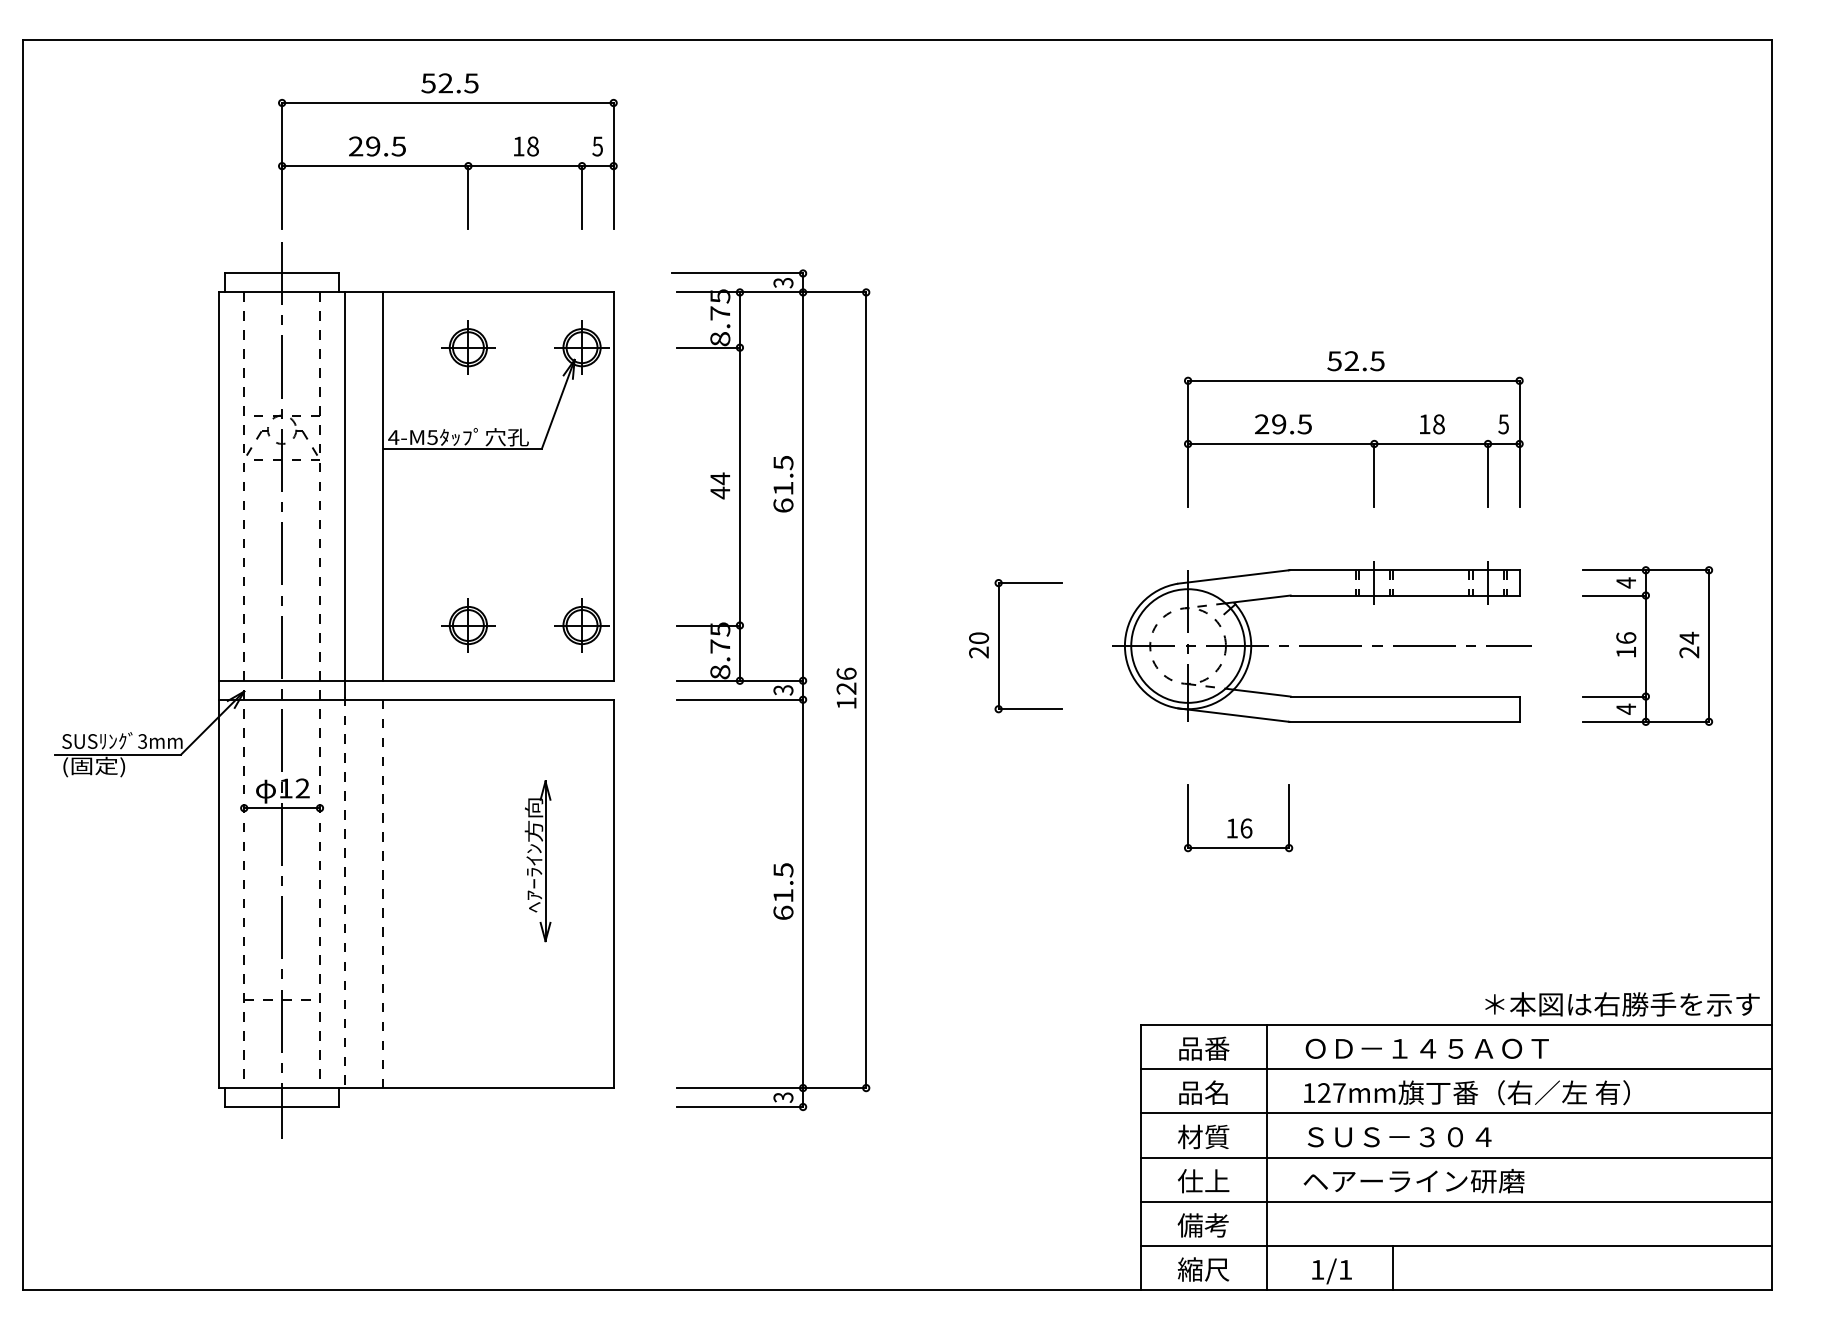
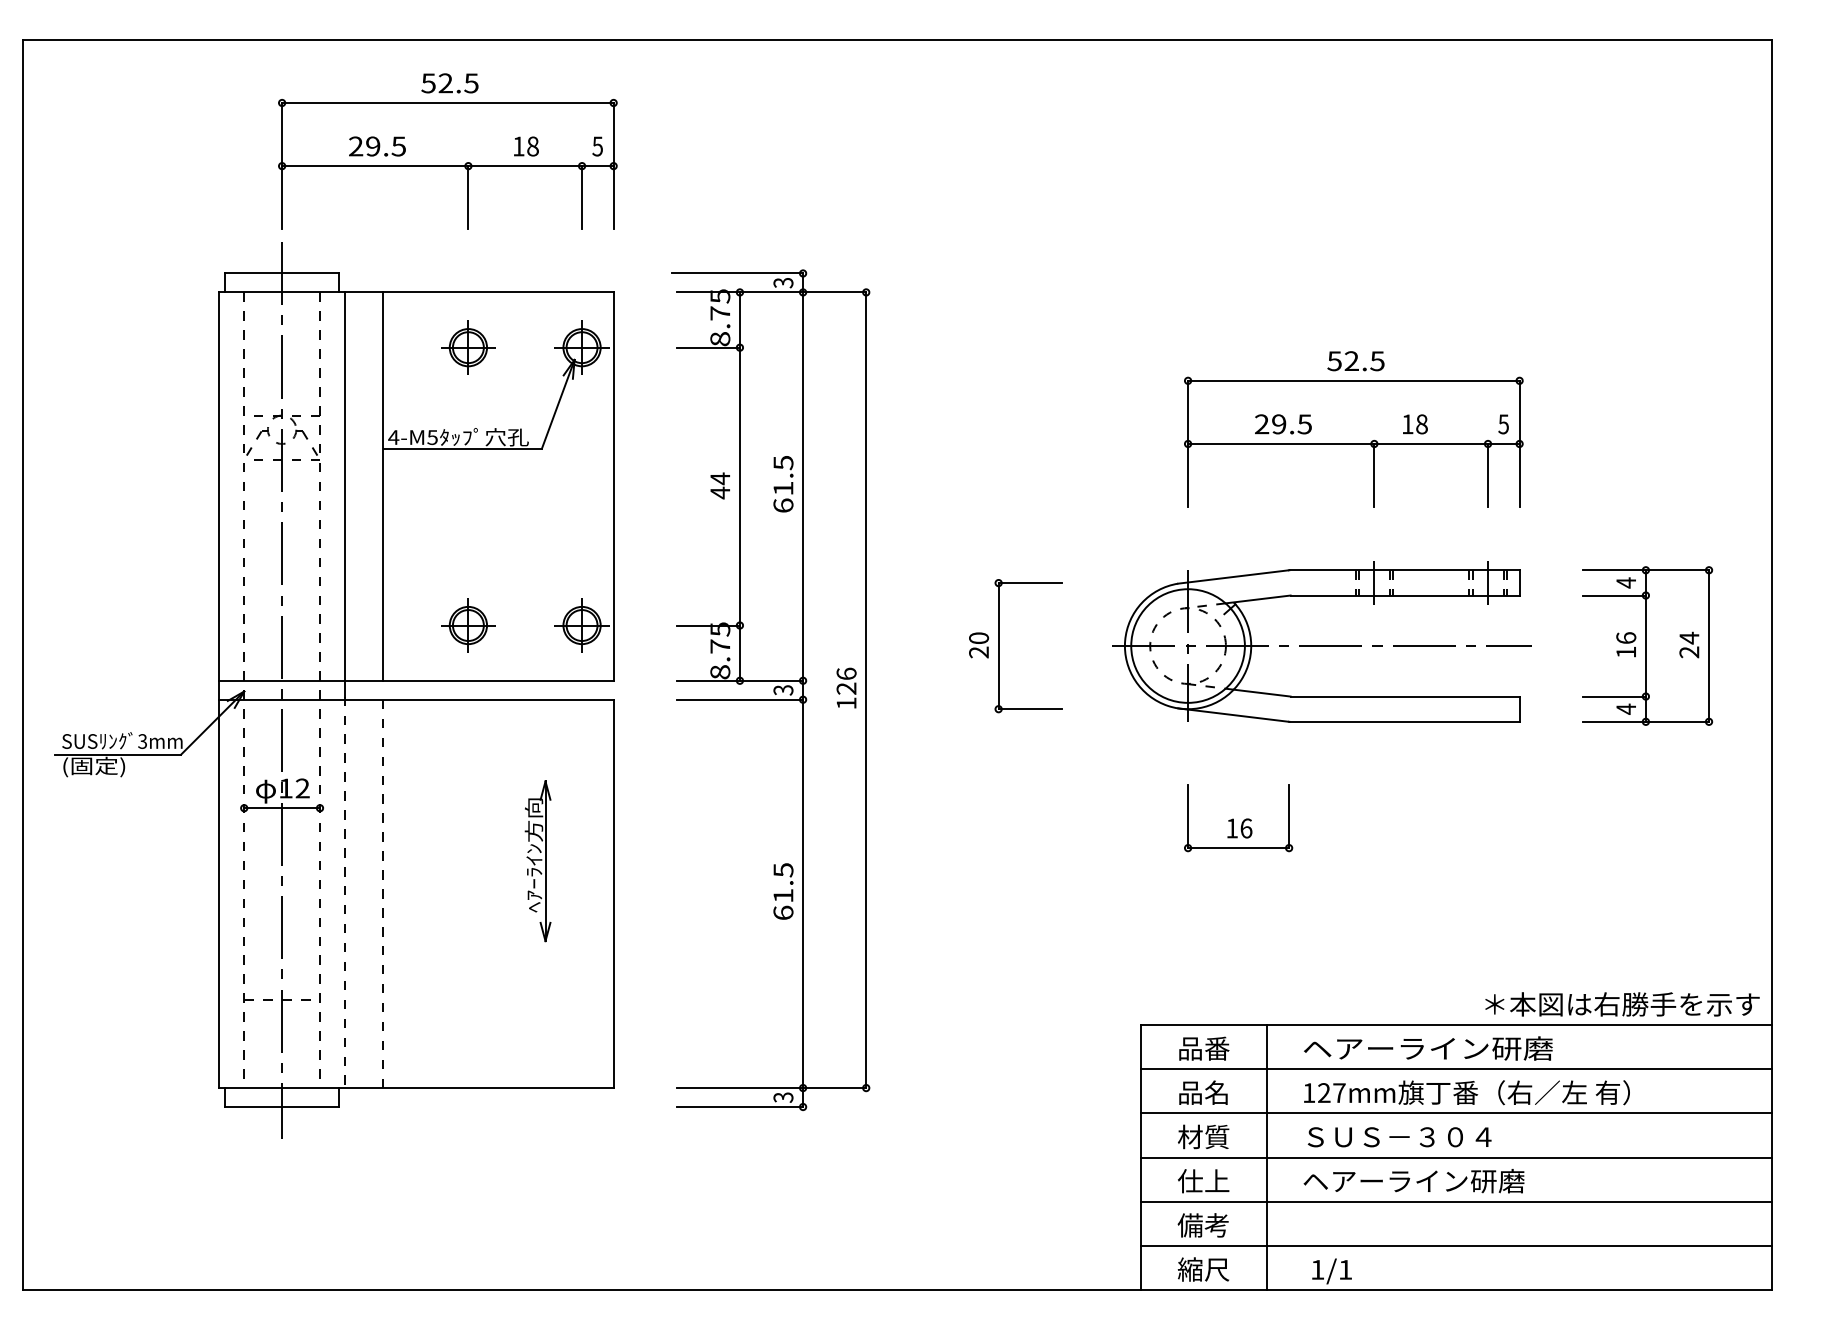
text position: (1432, 424) -> (1415, 424) (1415, 424)
text: ＯＤ－１４５ＡＯＴ -> ヘアーライン研磨 (1428, 1048)
line: present -> none (1393, 1267)
